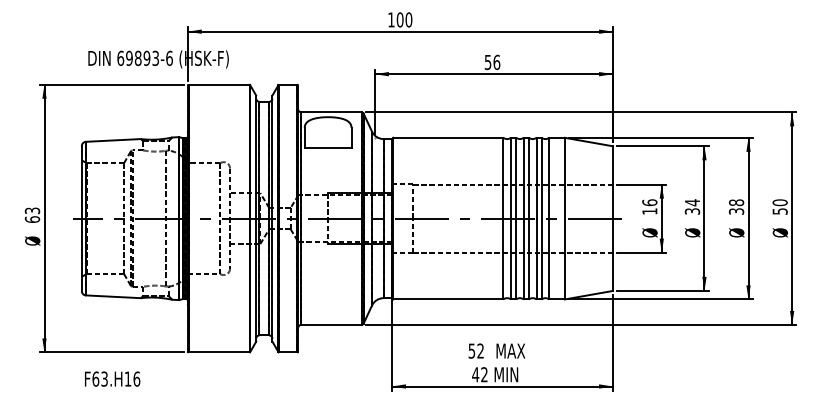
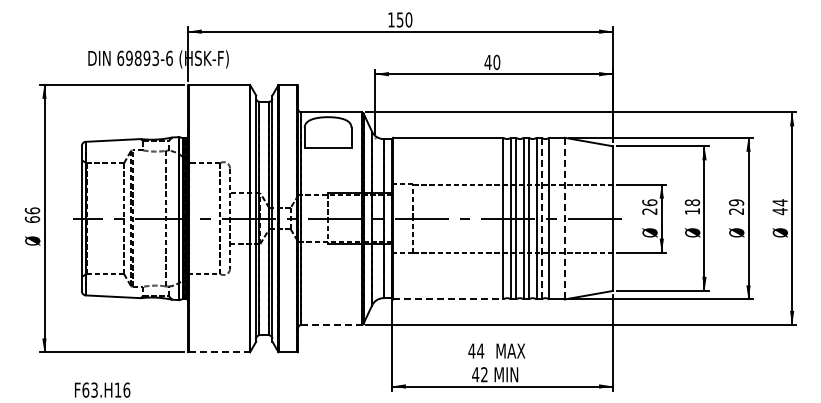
text: 100 -> 150 (399, 19)
text: 56 -> 40 (492, 62)
text: 34 -> 18 (692, 206)
text: 38 -> 29 (736, 206)
text: 50 -> 44 (779, 207)
text: 63 -> 66 (32, 210)
text: 16 -> 26 (649, 211)
line: solid -> dashed (541, 218)
line: solid -> dashed (564, 218)
line: solid -> dashed (448, 299)
line: solid -> dashed (331, 324)
text: 52 -> 44 (476, 350)
line: solid -> dashed (219, 352)
text position: (112, 378) -> (102, 389) (102, 389)
